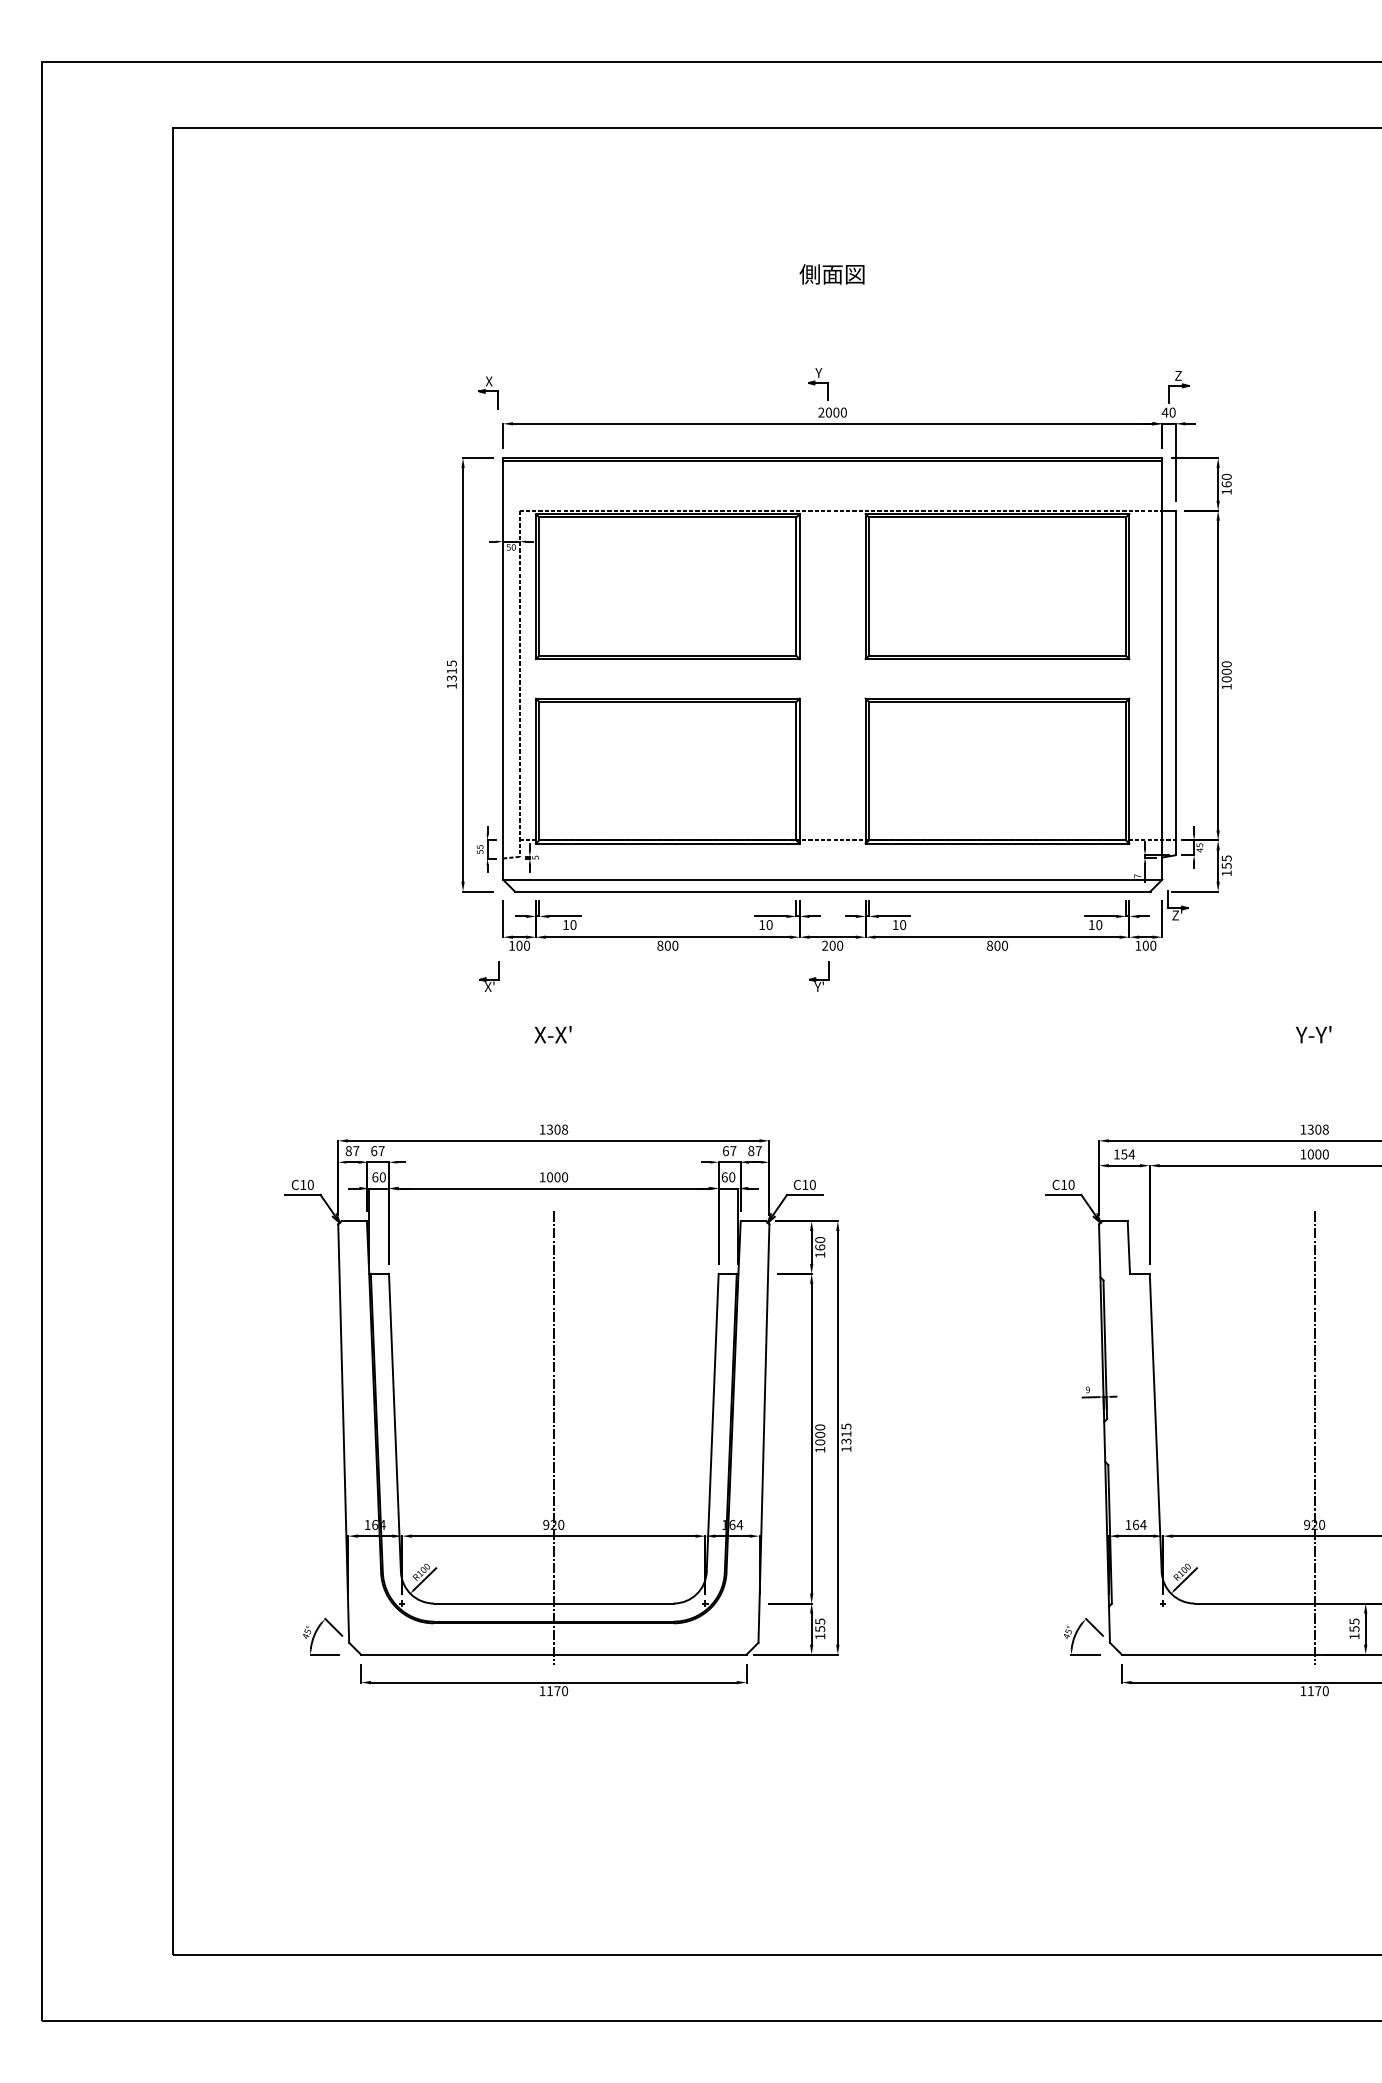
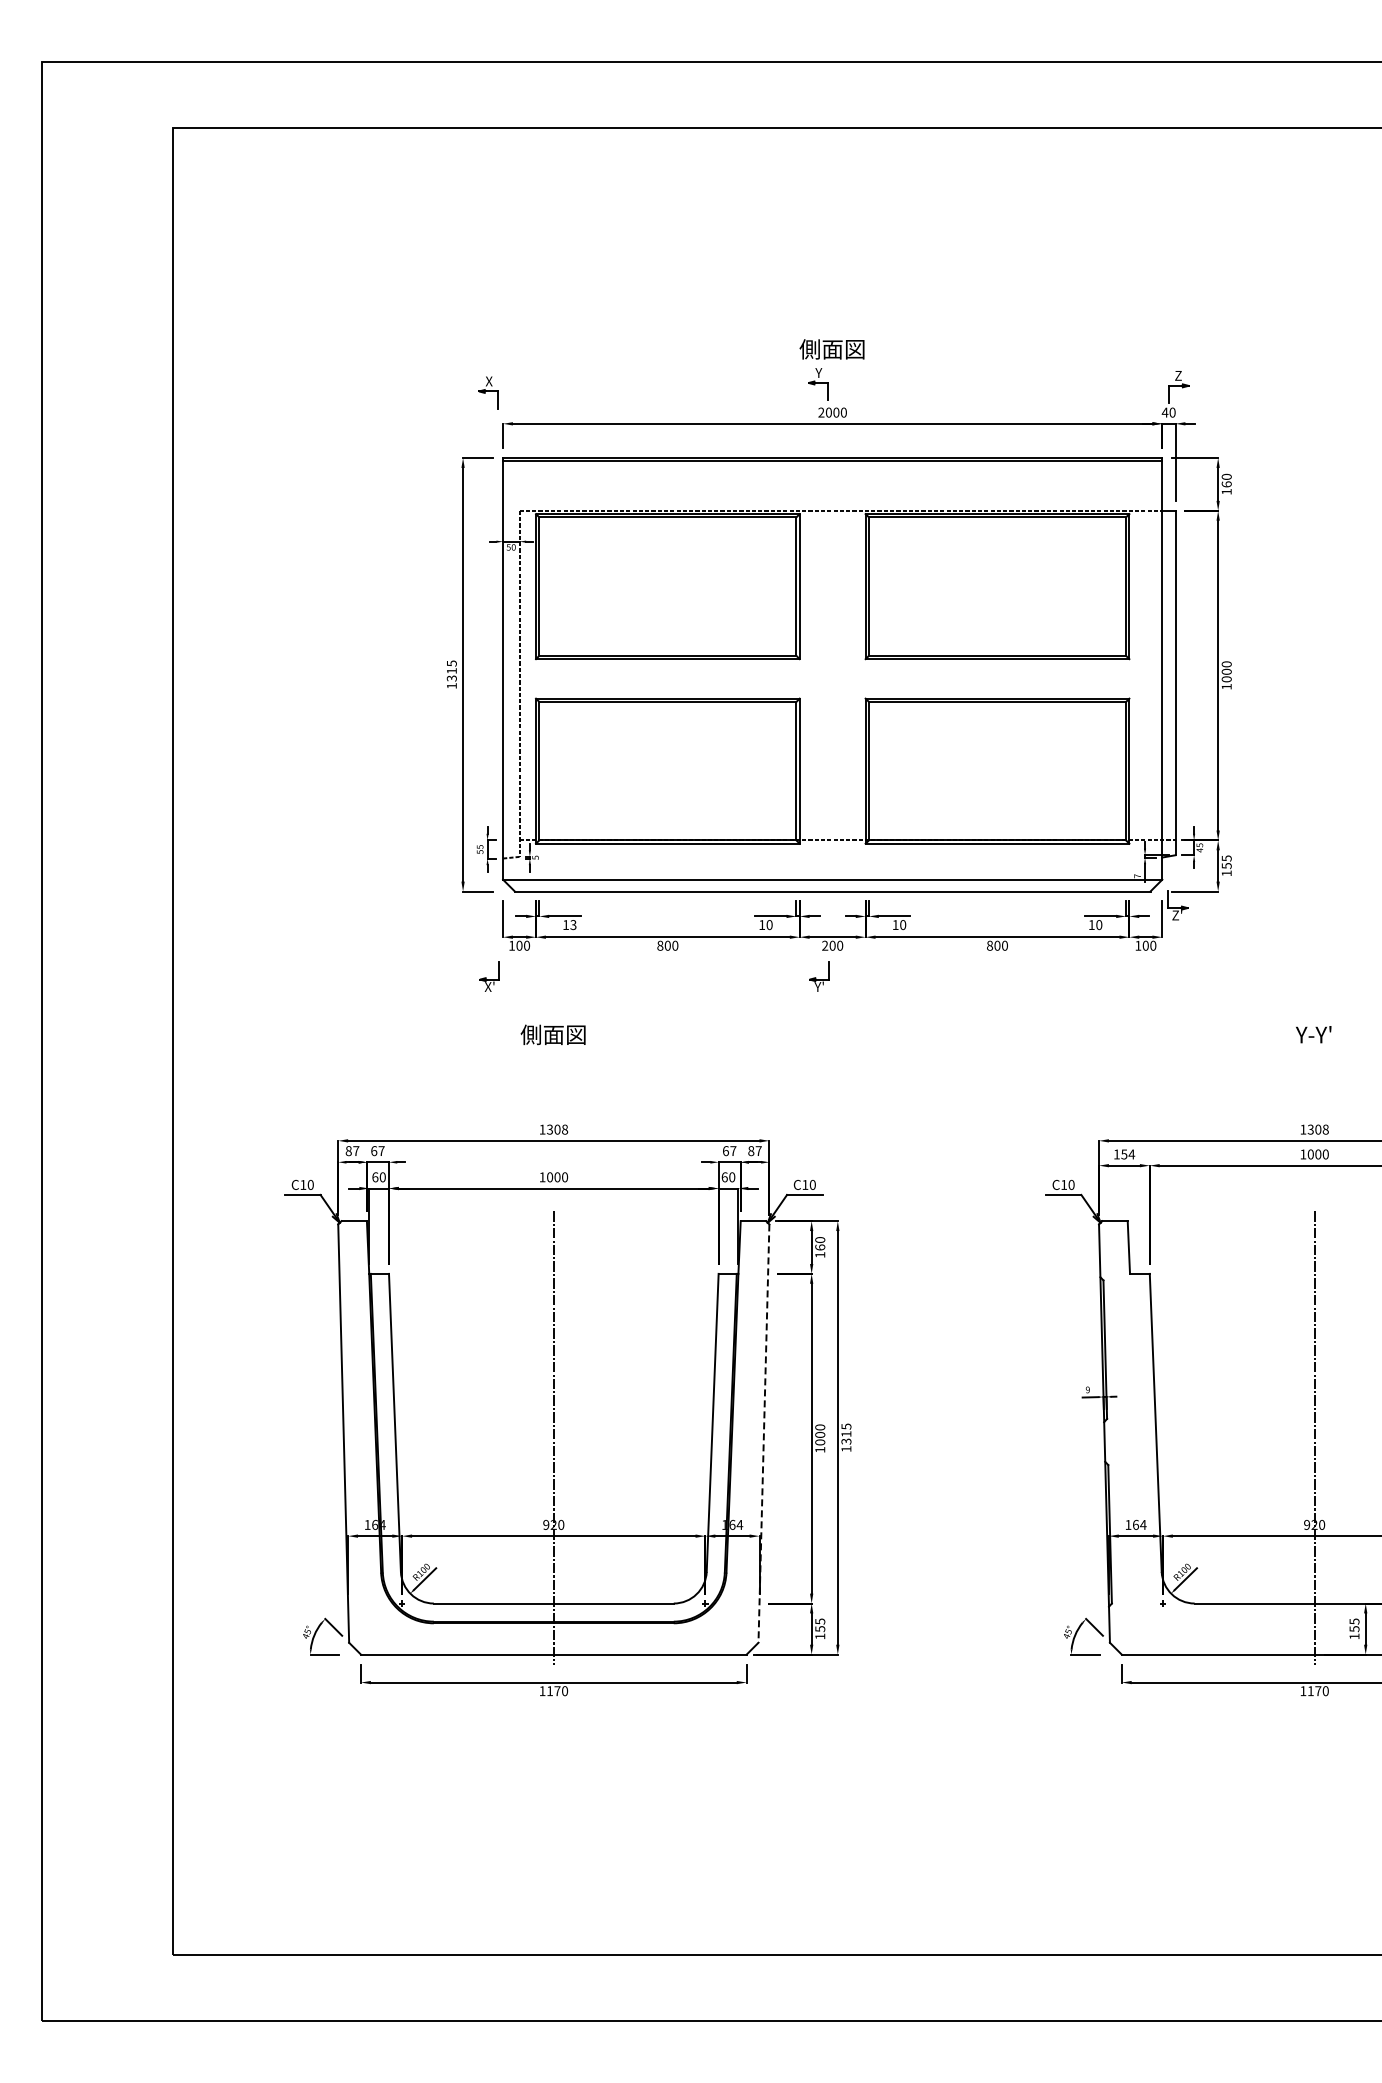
text position: (831, 274) -> (831, 349) (831, 349)
text: 10 -> 13 (573, 924)
text: X-X' -> 側面図 (552, 1034)
line: solid -> dashed (763, 1434)
